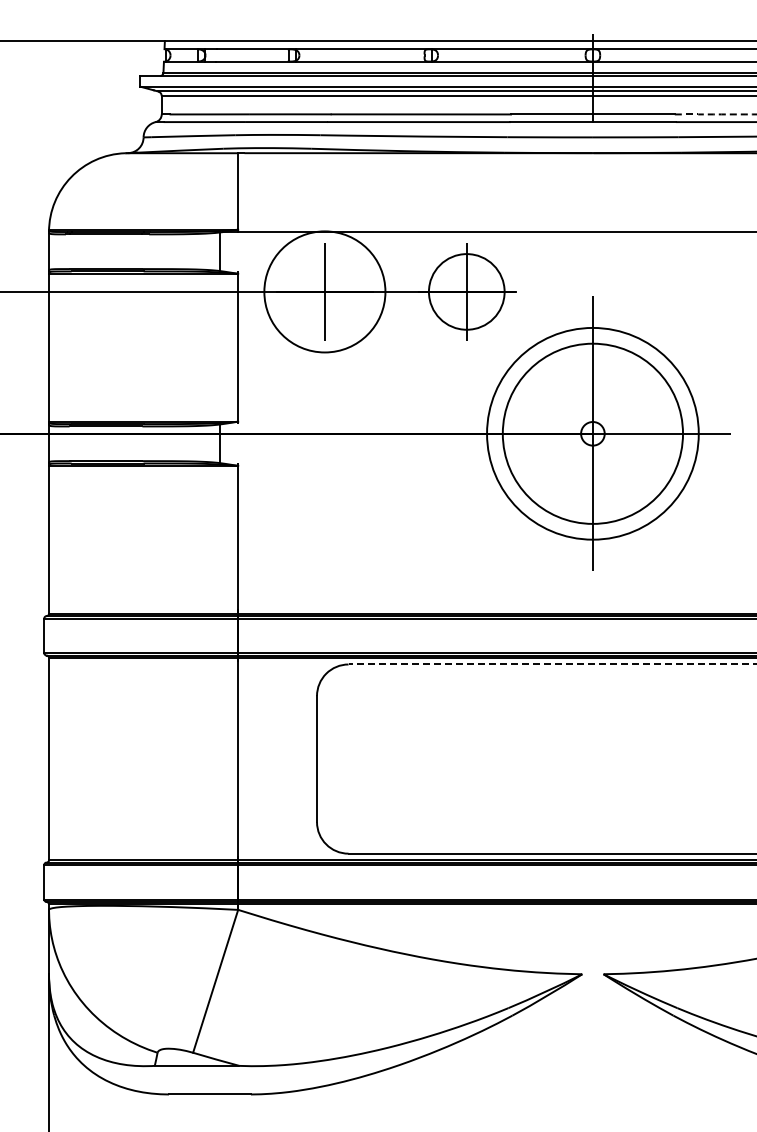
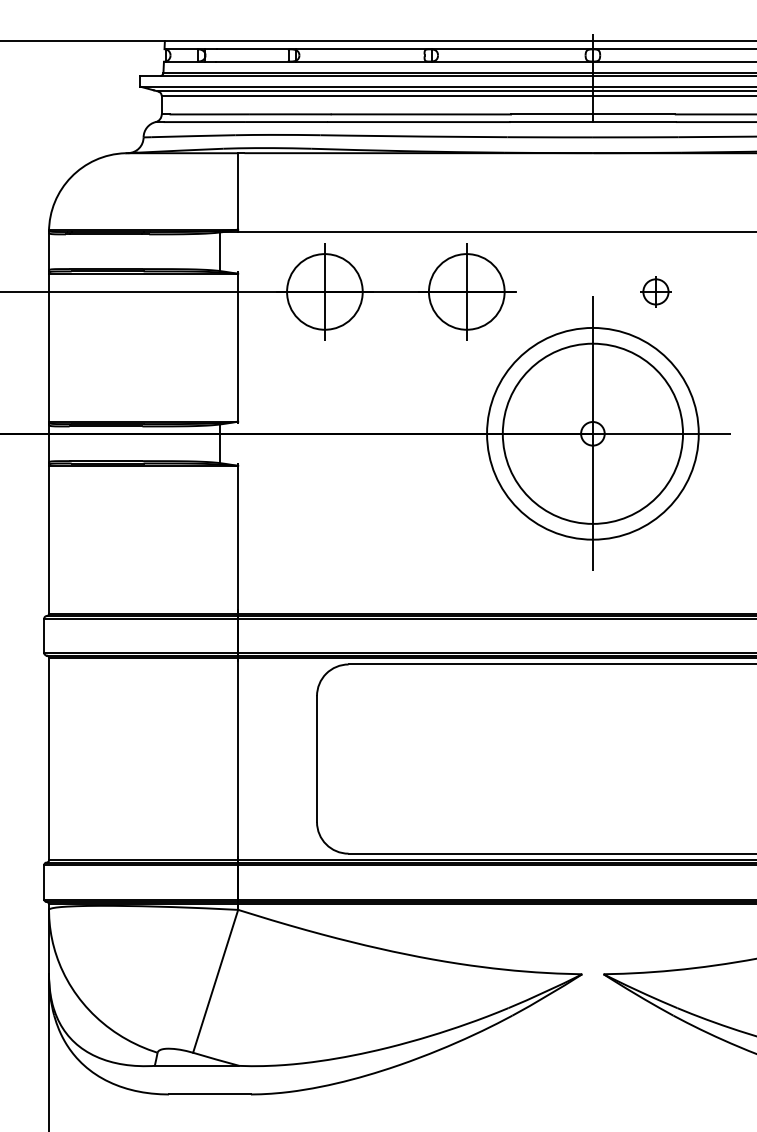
arc: dashed -> solid (715, 114)
circle diameter: 121 px -> 76 px (324, 291)
part: none -> present (655, 291)
line: dashed -> solid (552, 664)
